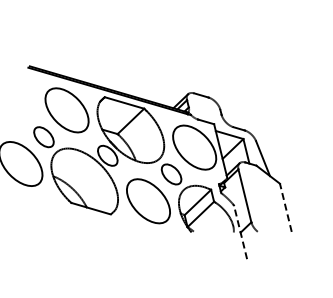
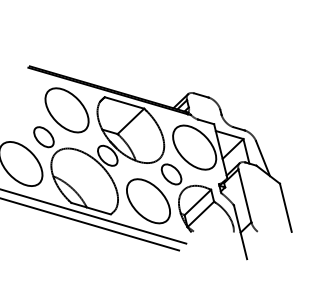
line: dashed -> solid (285, 207)
line: none -> present (94, 216)
line: none -> present (90, 224)
line: dashed -> solid (240, 232)
